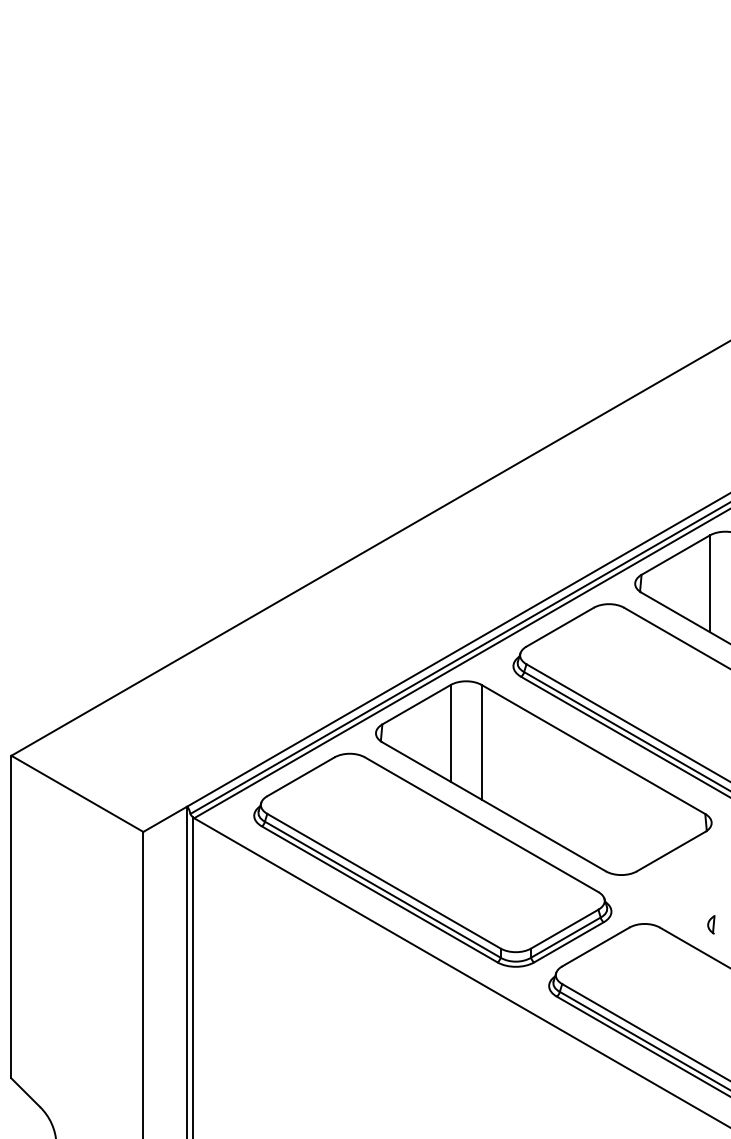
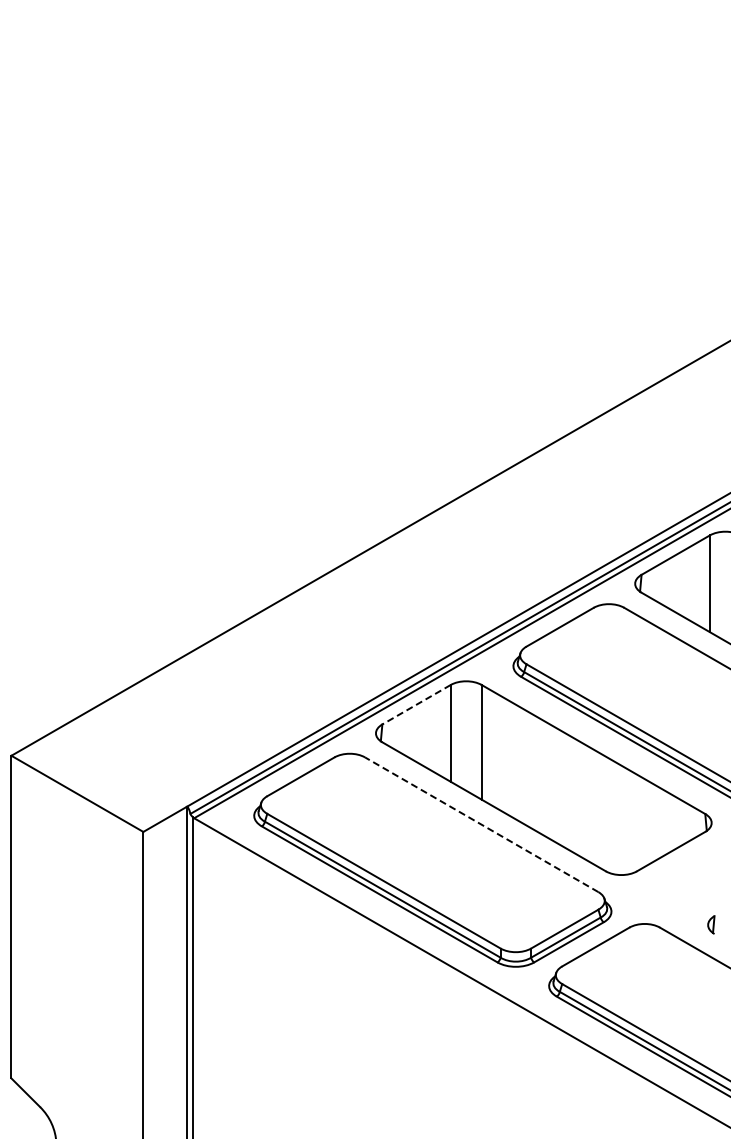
line: solid -> dashed (416, 704)
line: solid -> dashed (481, 824)
